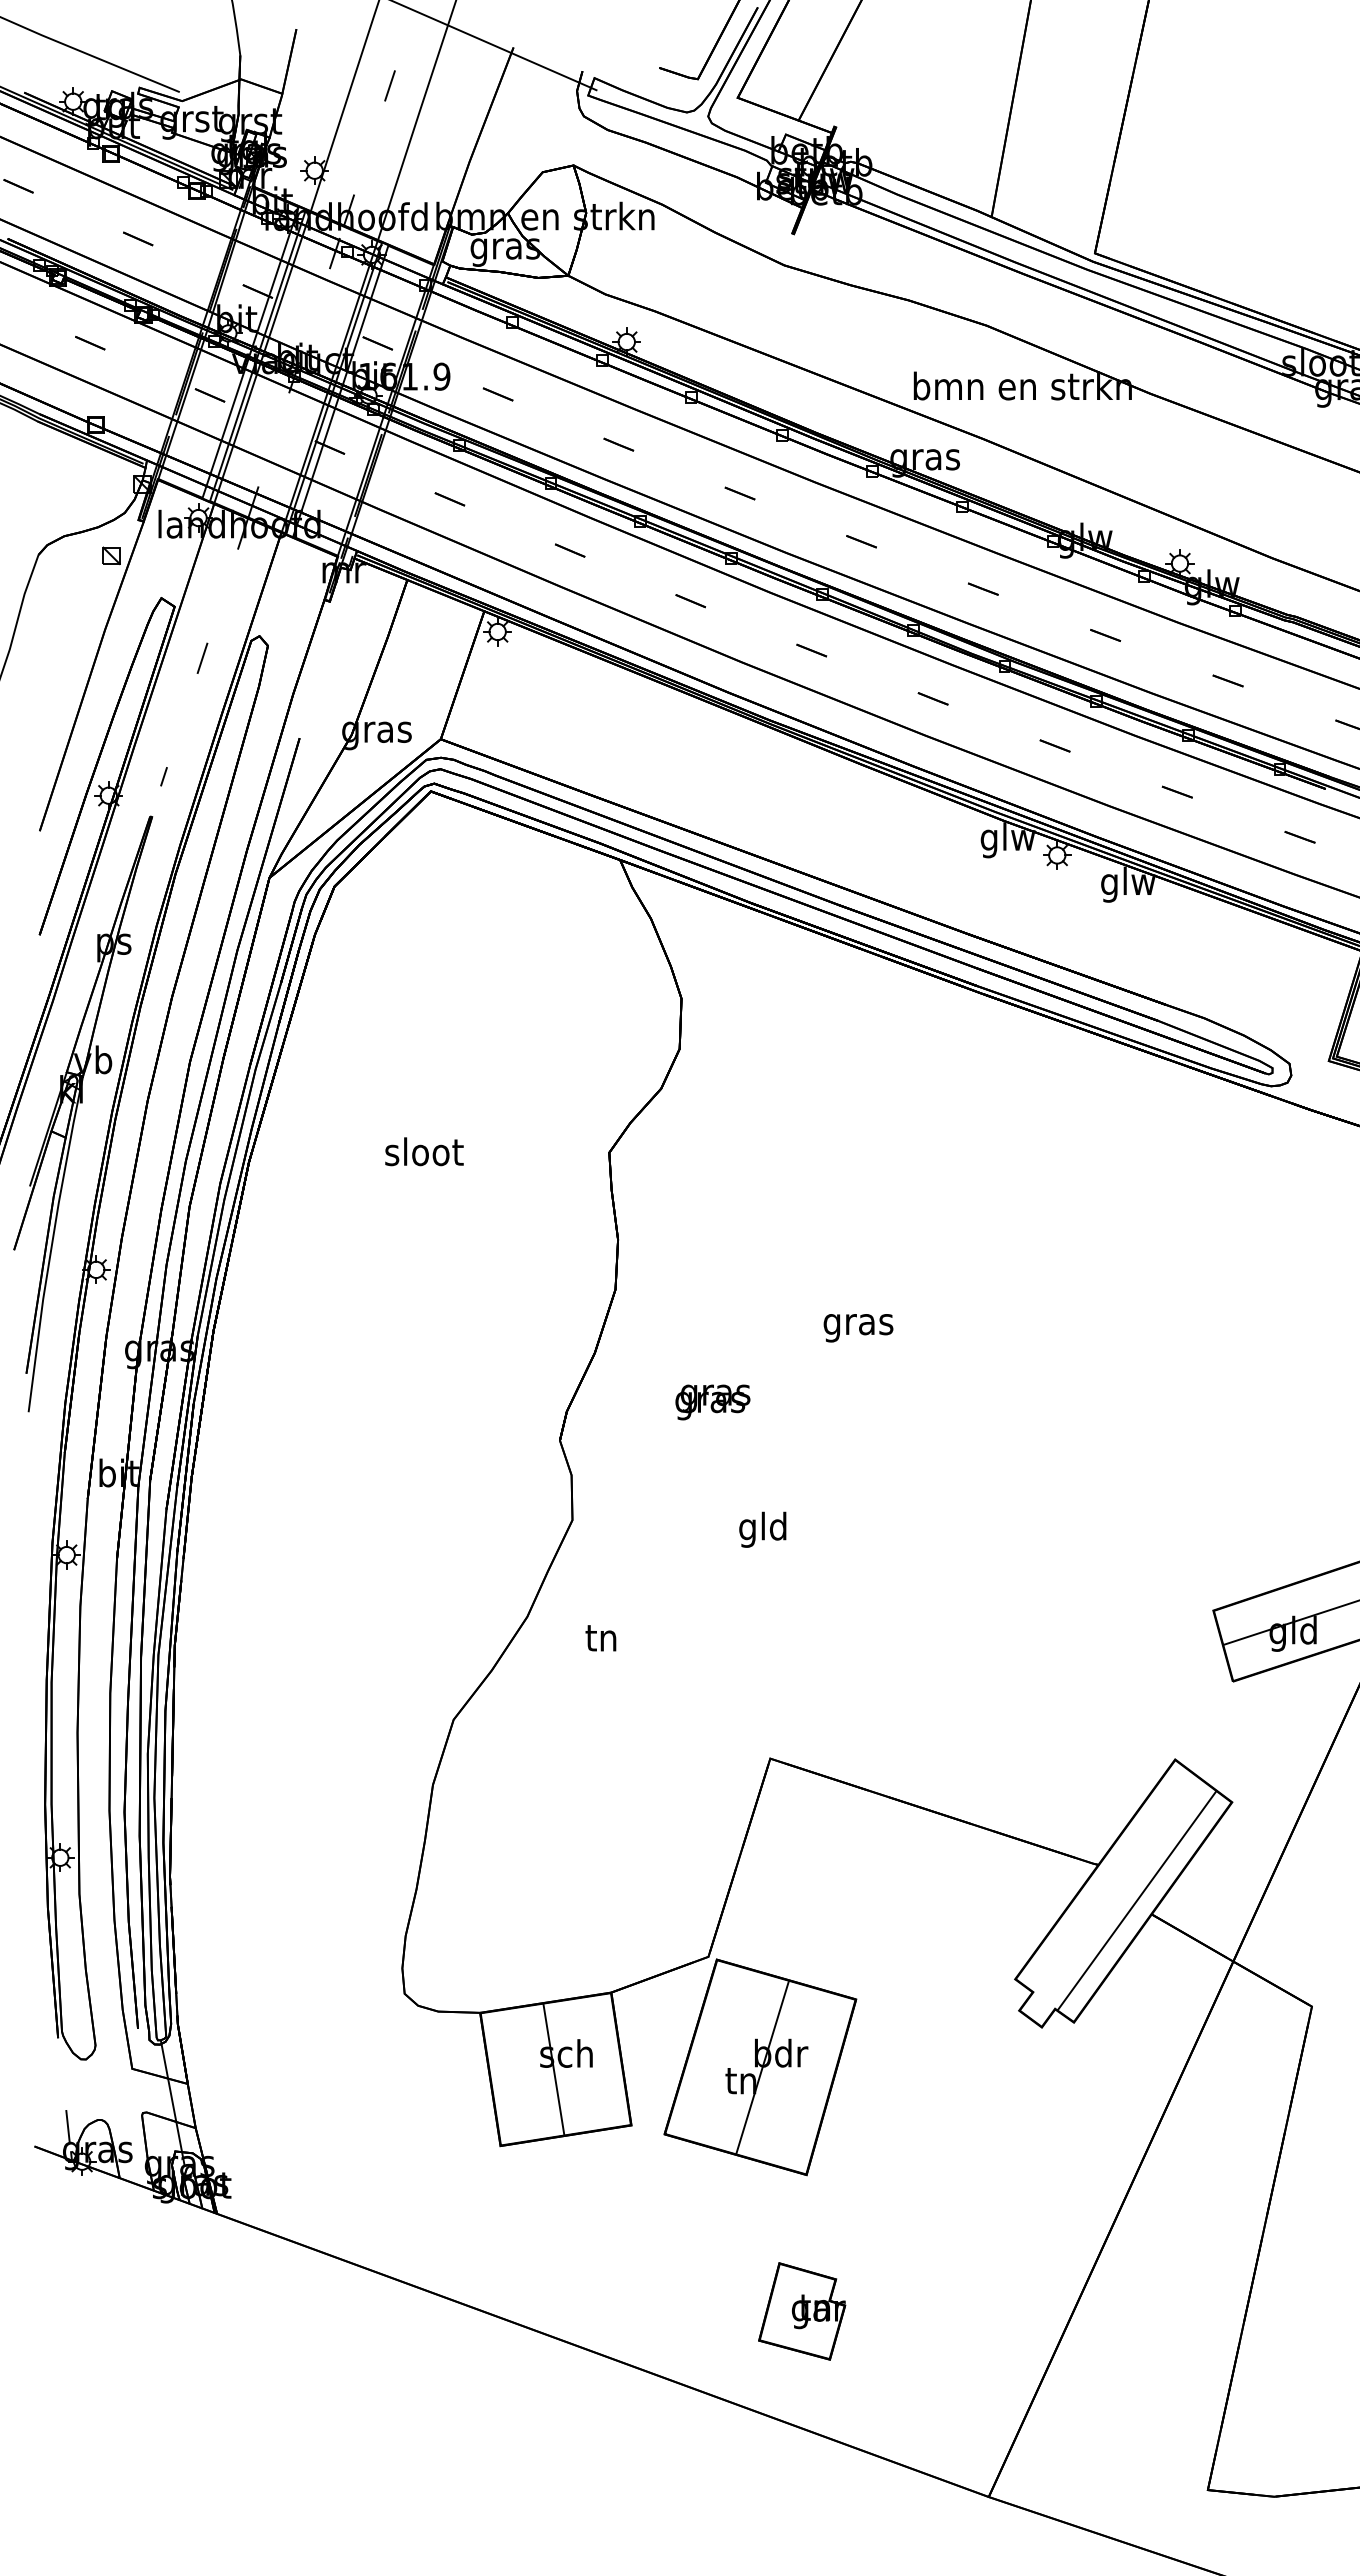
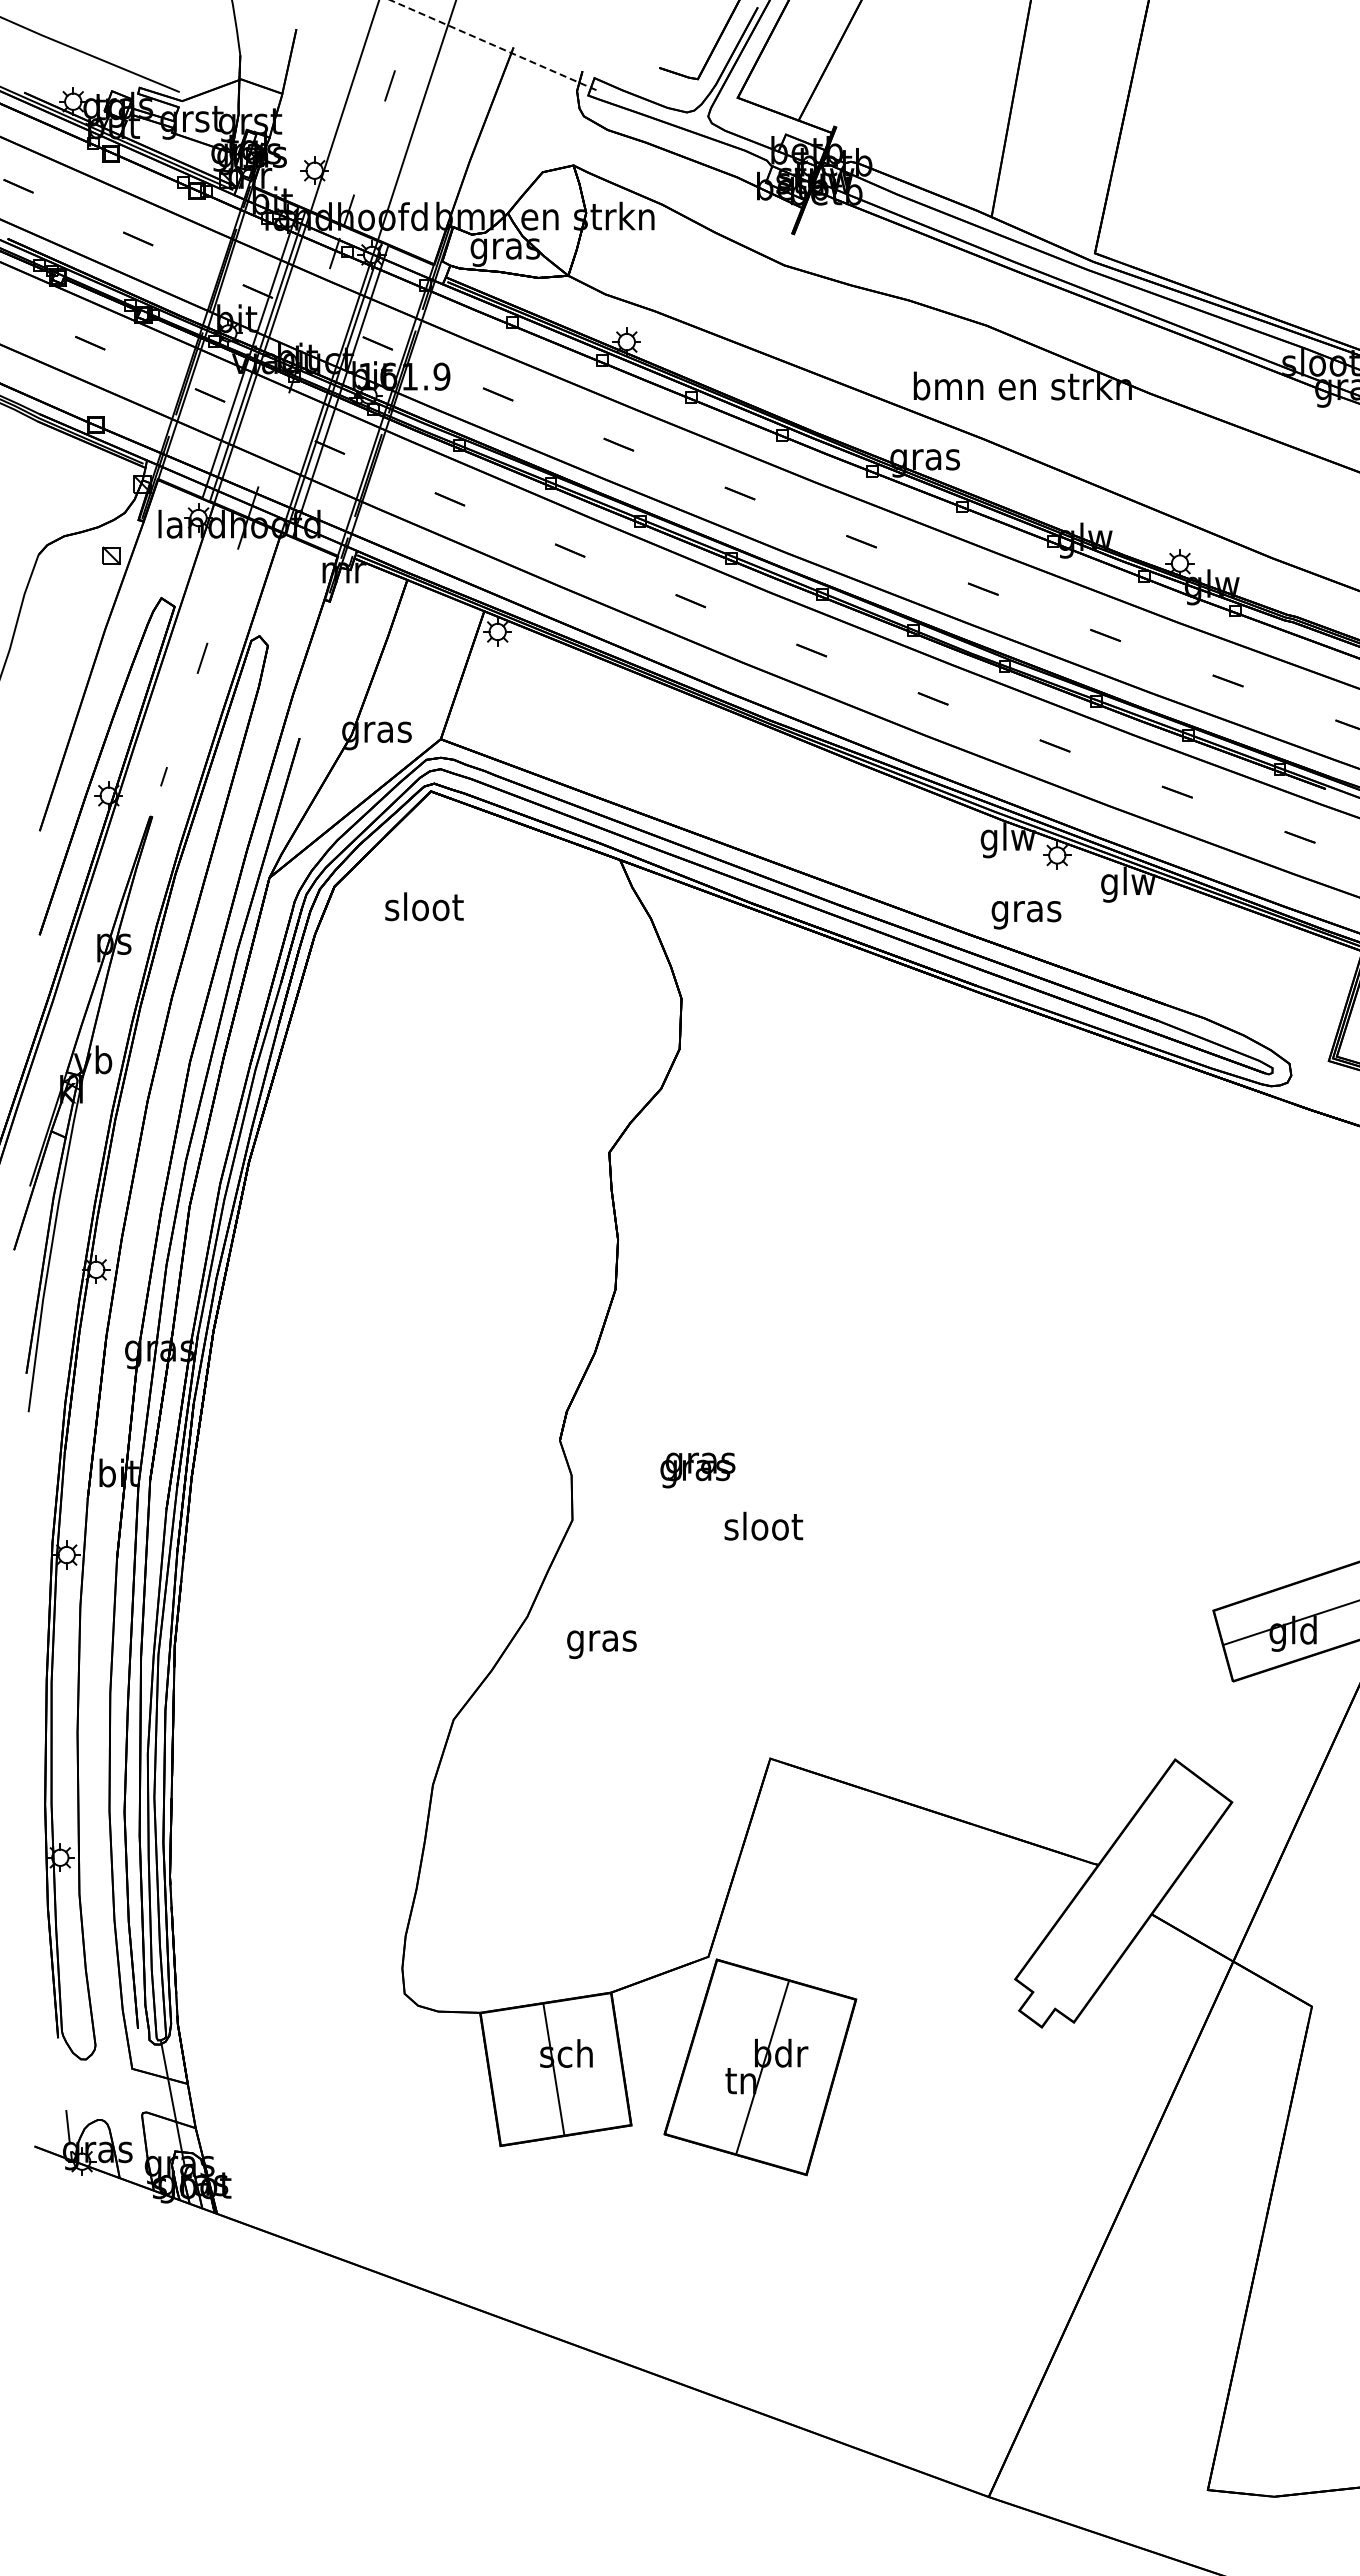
line: solid -> dashed (493, 45)
text position: (424, 1151) -> (424, 906) (424, 906)
text position: (858, 1328) -> (1026, 915) (1026, 915)
text position: (712, 1402) -> (697, 1470) (697, 1470)
text: gld -> sloot (763, 1529)
text: tn -> gras (601, 1642)
line: present -> none (1137, 1900)
part: present -> none (802, 2311)
